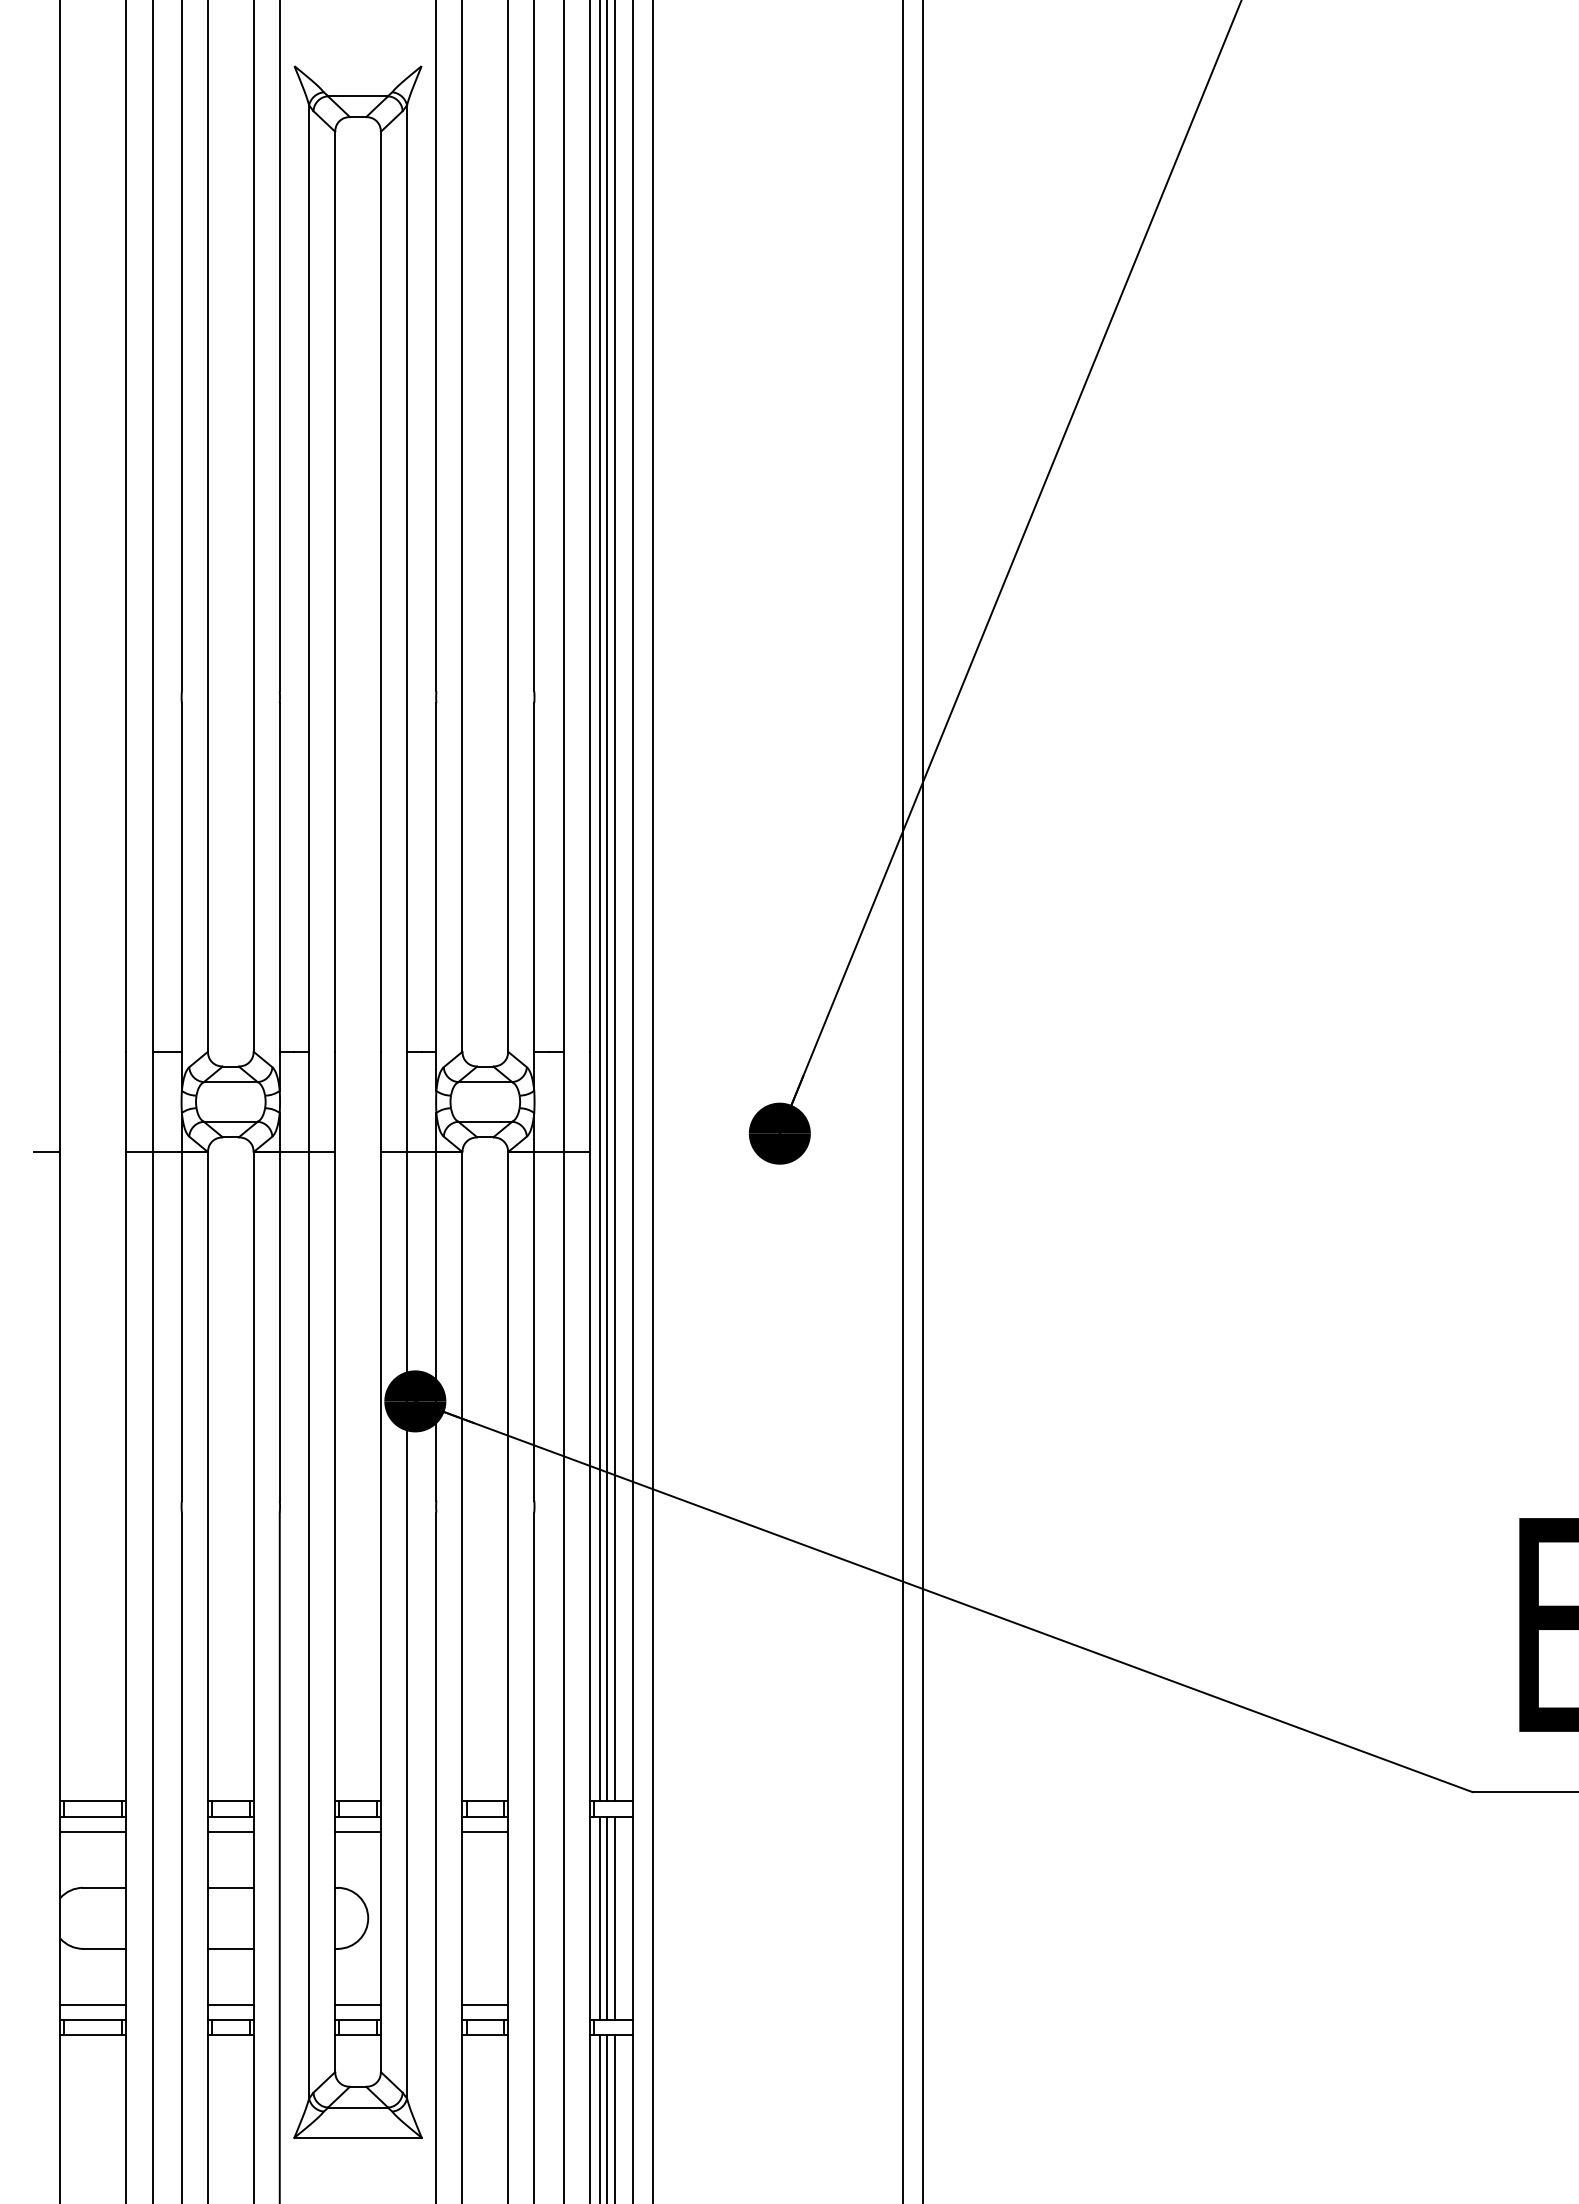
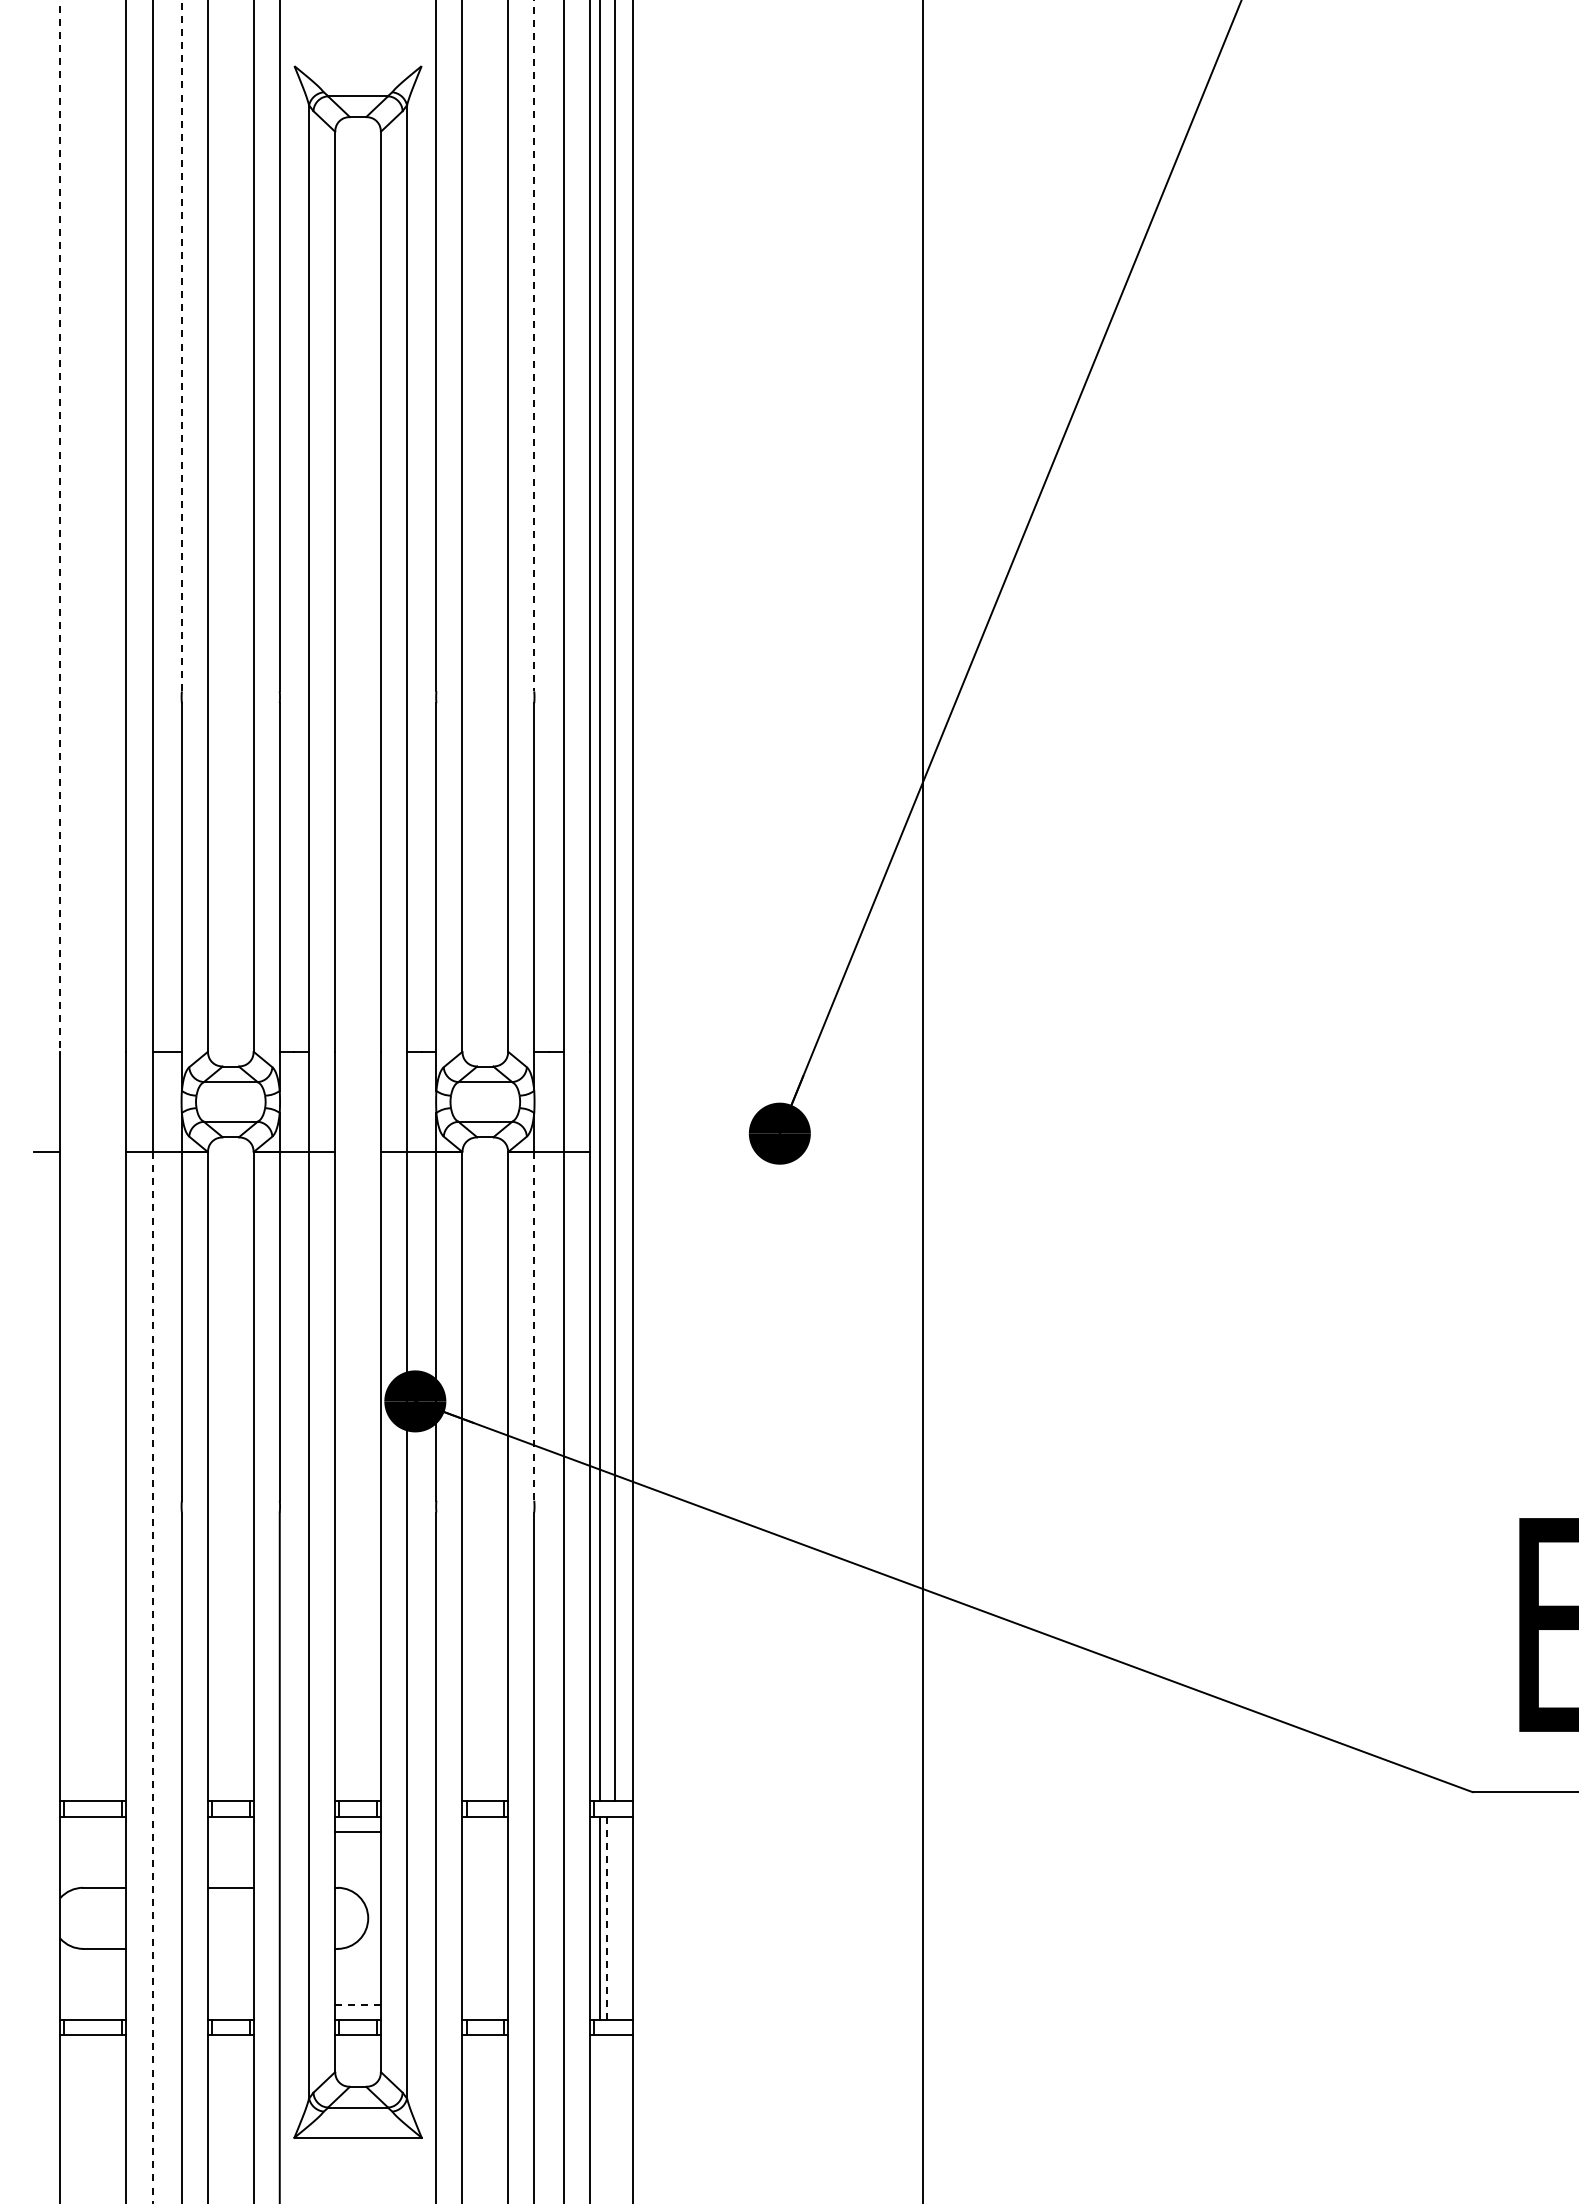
line: solid -> dashed (181, 345)
line: solid -> dashed (534, 346)
line: solid -> dashed (60, 526)
line: present -> none (607, 901)
line: present -> none (653, 1101)
line: present -> none (902, 1101)
line: solid -> dashed (534, 1326)
line: solid -> dashed (152, 1677)
line: present -> none (93, 1831)
line: present -> none (230, 1831)
line: present -> none (485, 1831)
line: solid -> dashed (607, 1918)
line: present -> none (615, 1918)
line: present -> none (230, 1948)
line: present -> none (93, 2004)
line: present -> none (230, 2004)
line: solid -> dashed (358, 2004)
line: present -> none (485, 2004)
line: present -> none (599, 2117)
line: present -> none (607, 2117)
line: present -> none (615, 2117)
